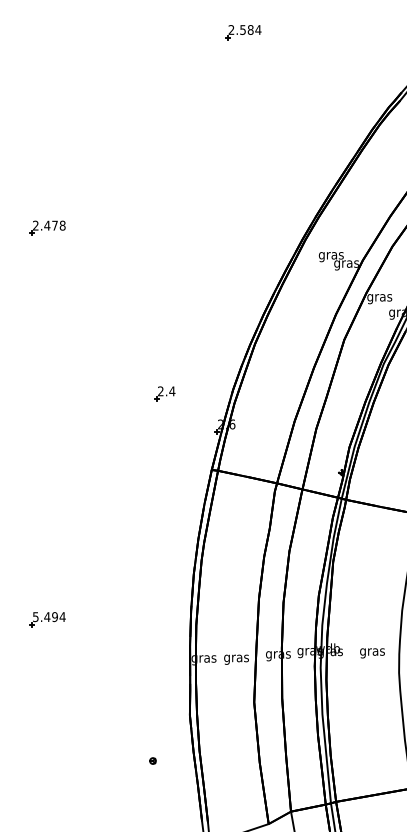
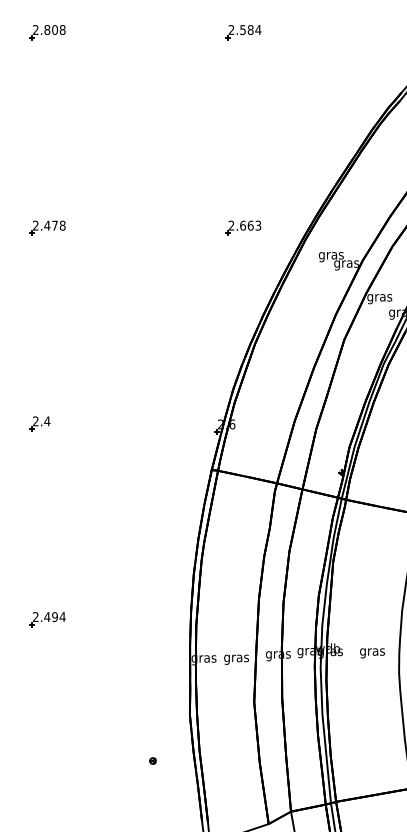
part: none -> present (47, 32)
part: none -> present (243, 227)
part position: (164, 393) -> (39, 423) (39, 423)
text: 5.494 -> 2.494 (35, 617)
